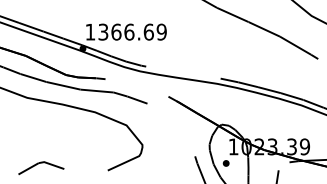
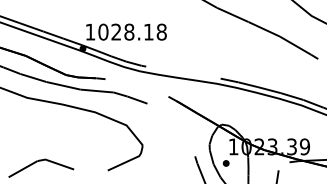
text: 1366.69 -> 1028.18 (132, 31)
part size: 47x15 px -> 67x20 px (41, 167)
